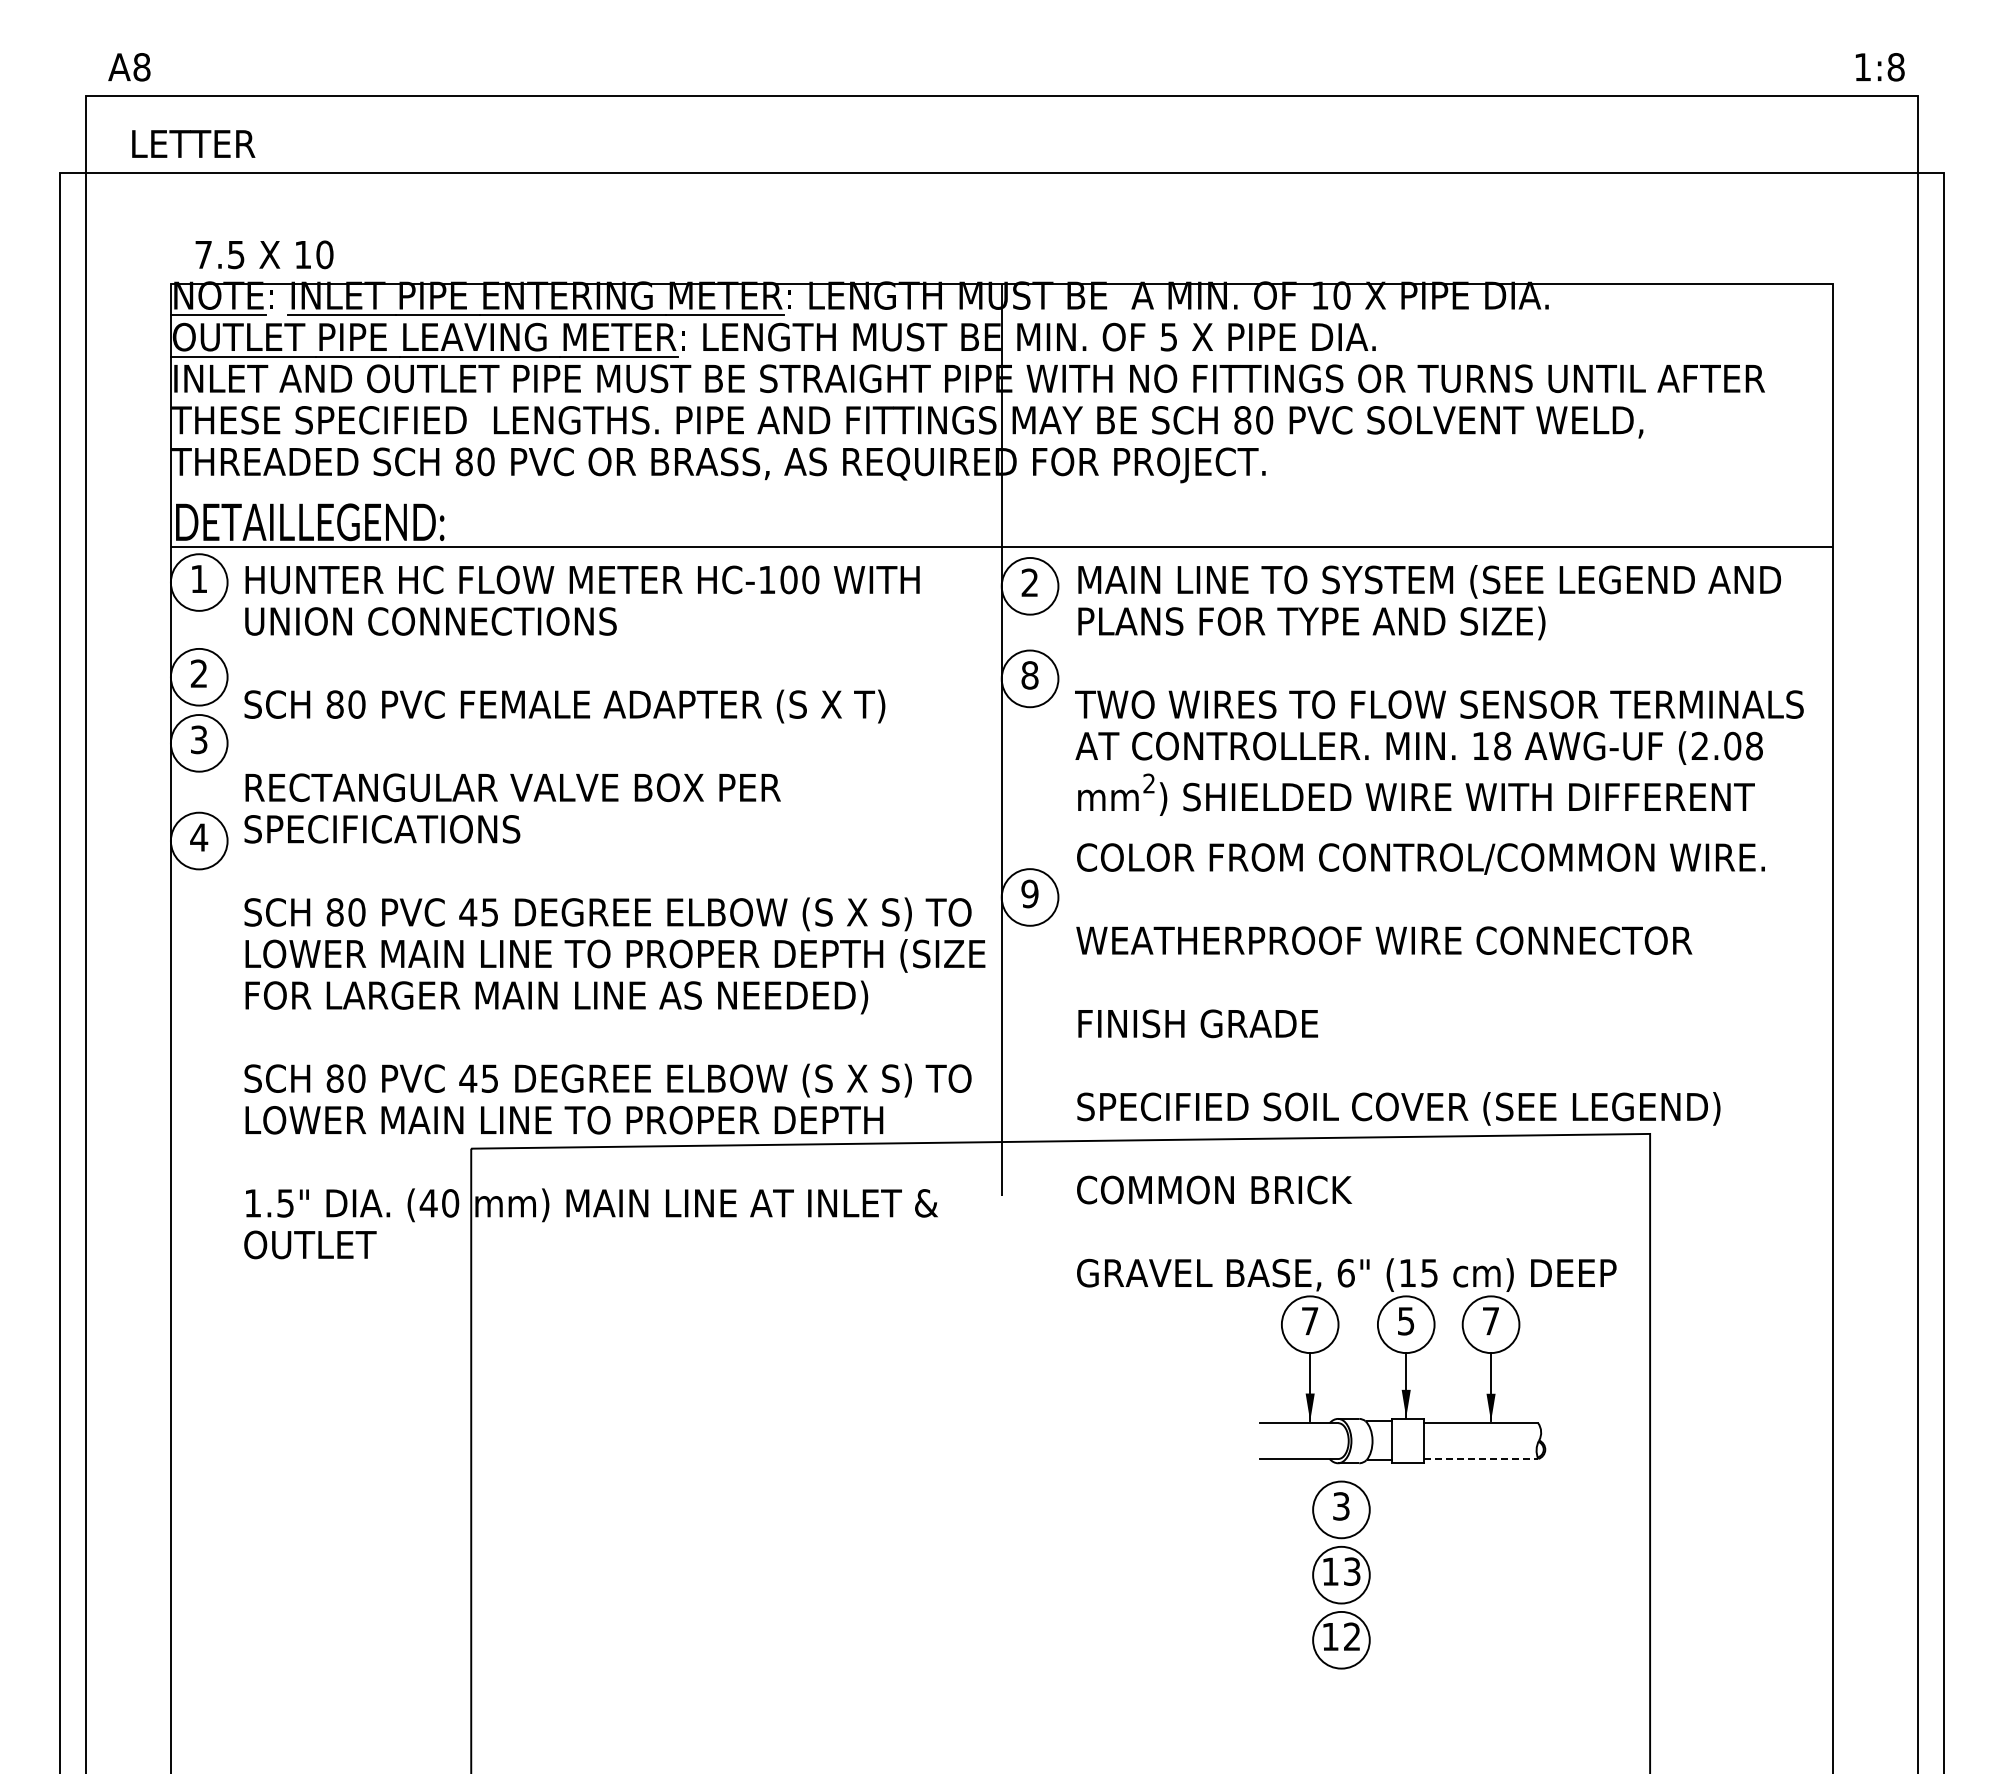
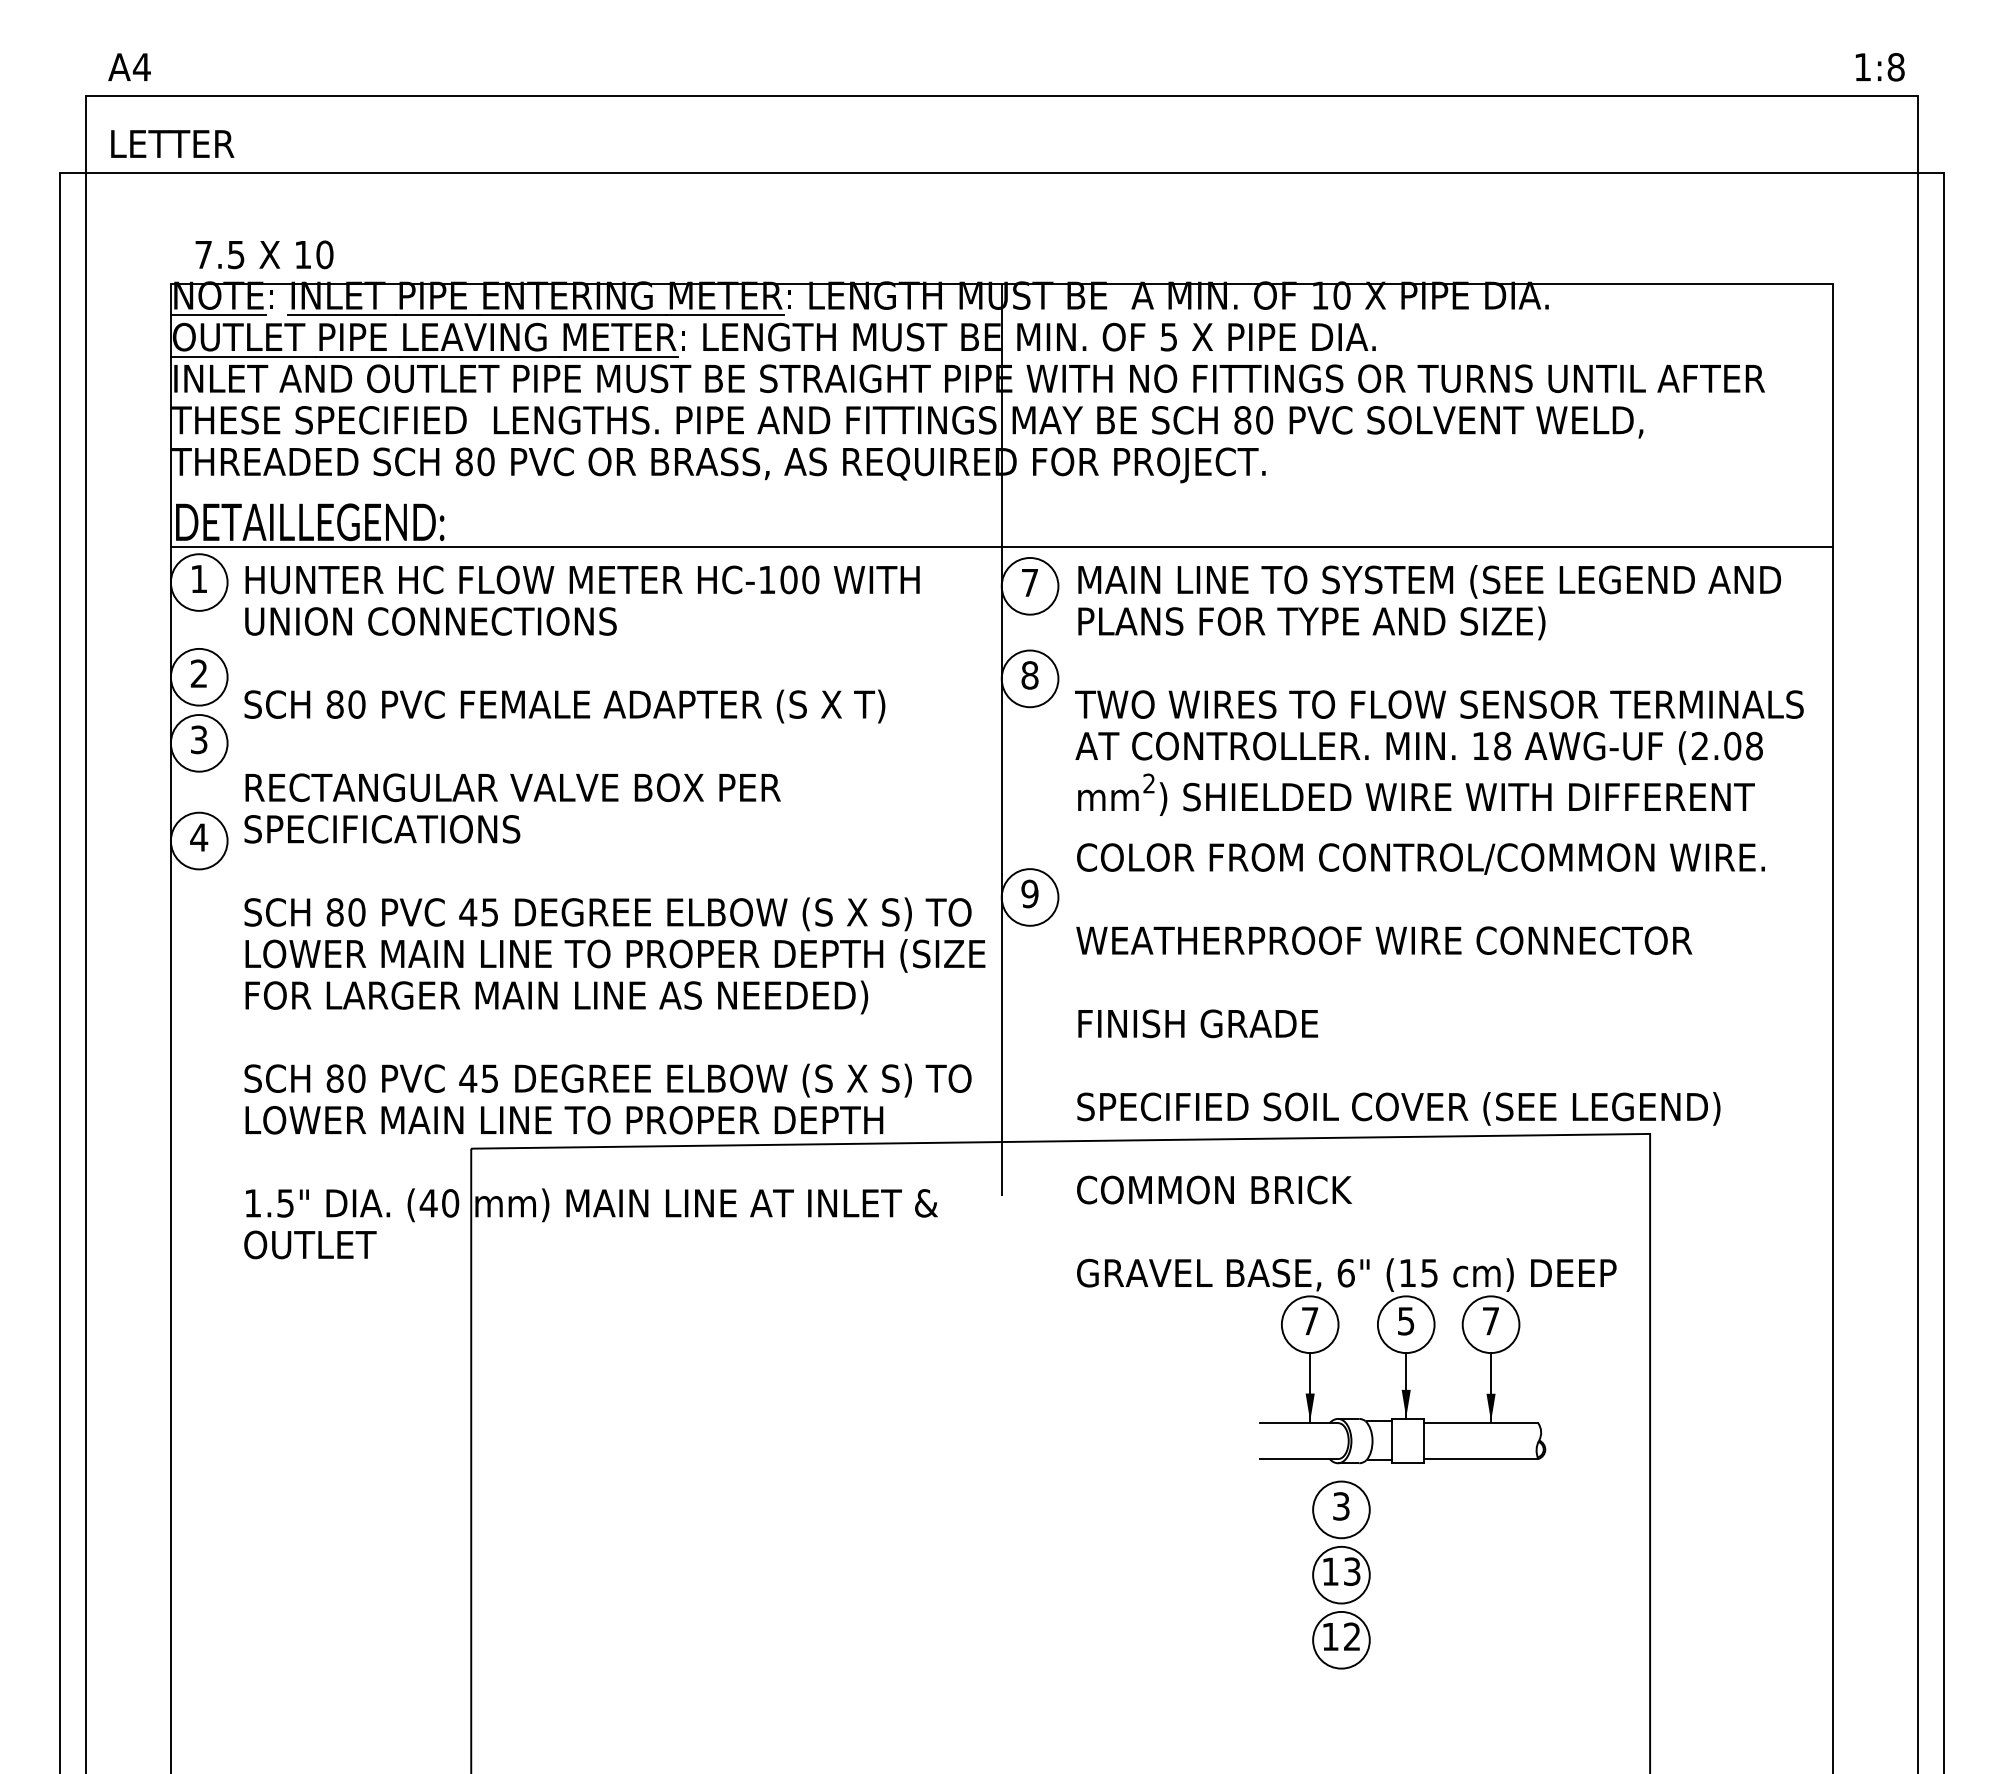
text: A8 -> A4 (141, 67)
text position: (193, 143) -> (172, 143) (172, 143)
text: 2 -> 7 (1029, 582)
line: dashed -> solid (1481, 1458)
